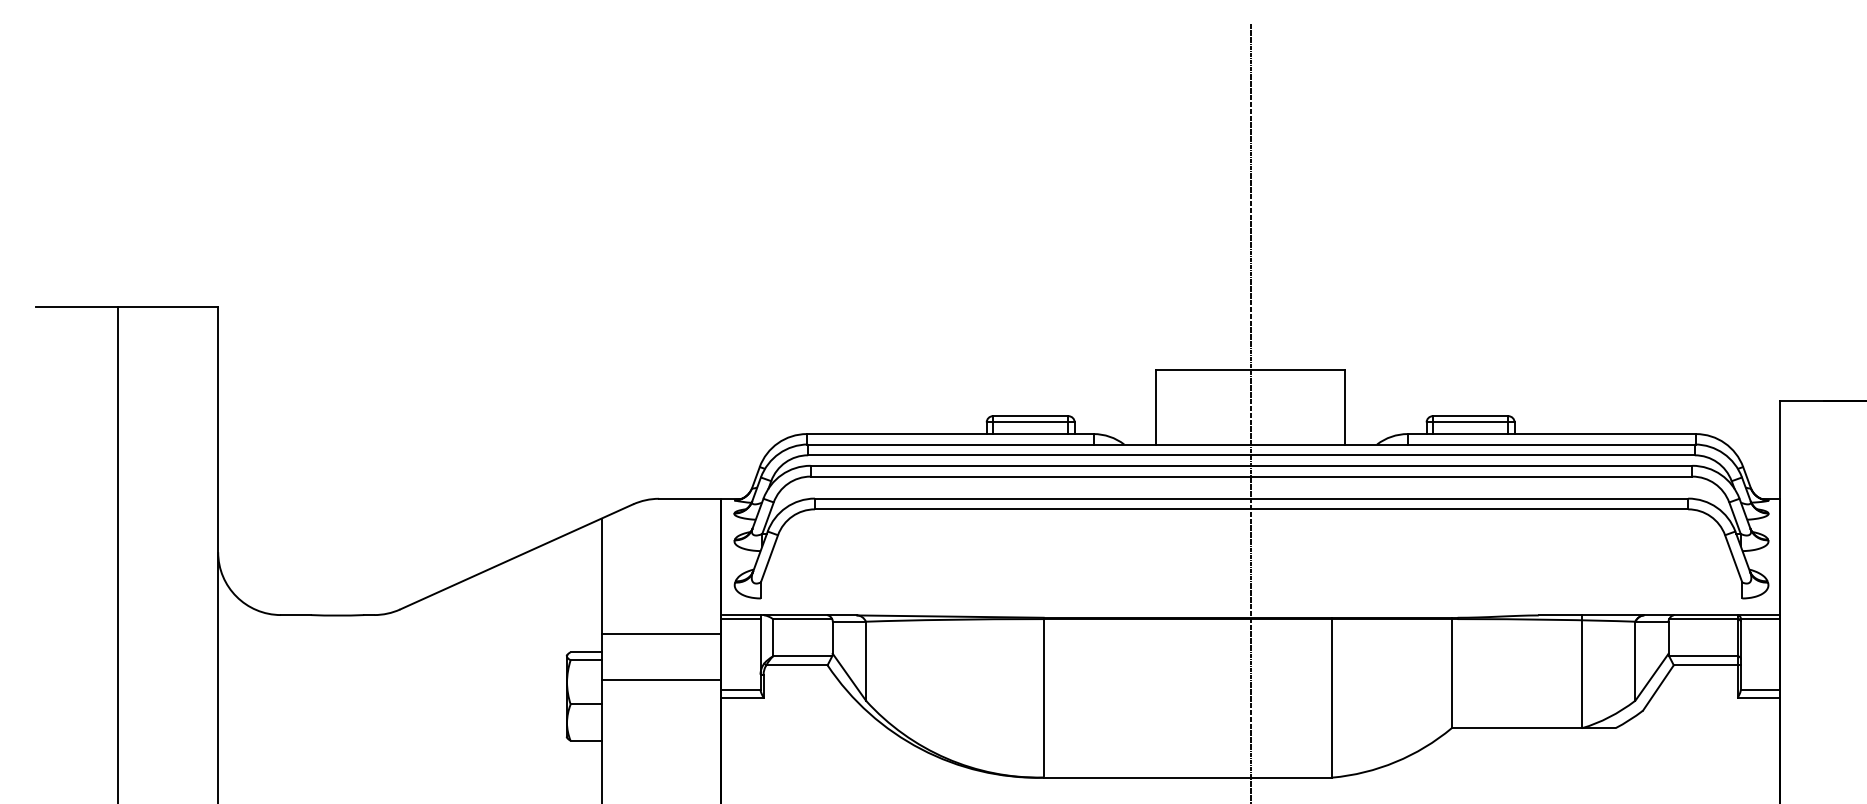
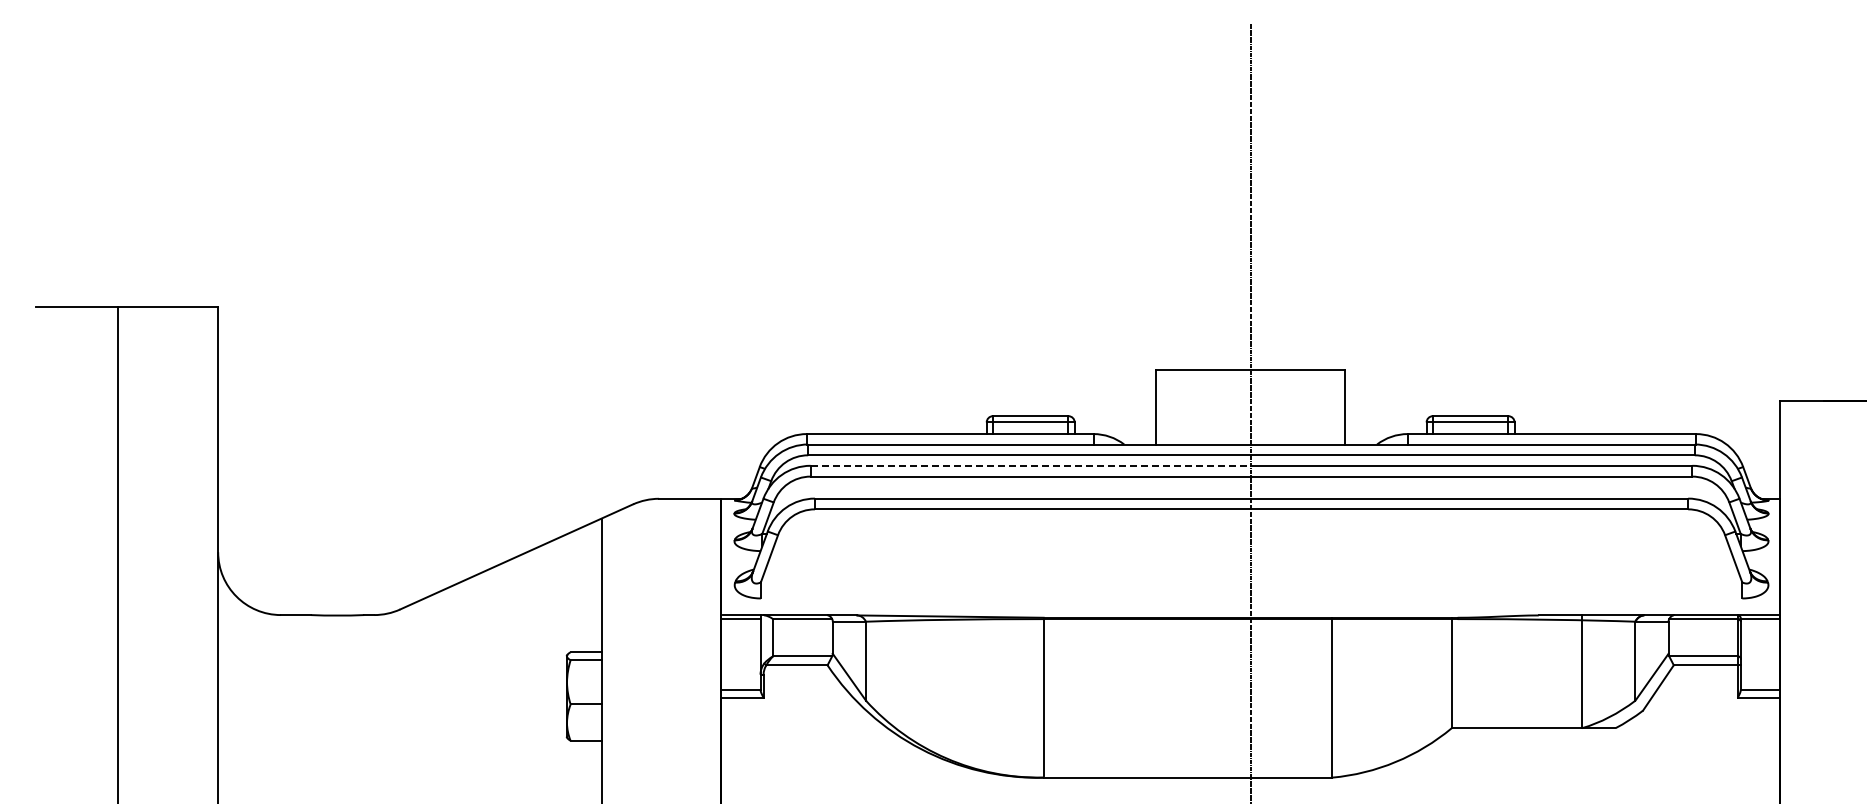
line: solid -> dashed (1031, 465)
line: present -> none (660, 633)
line: present -> none (660, 680)
